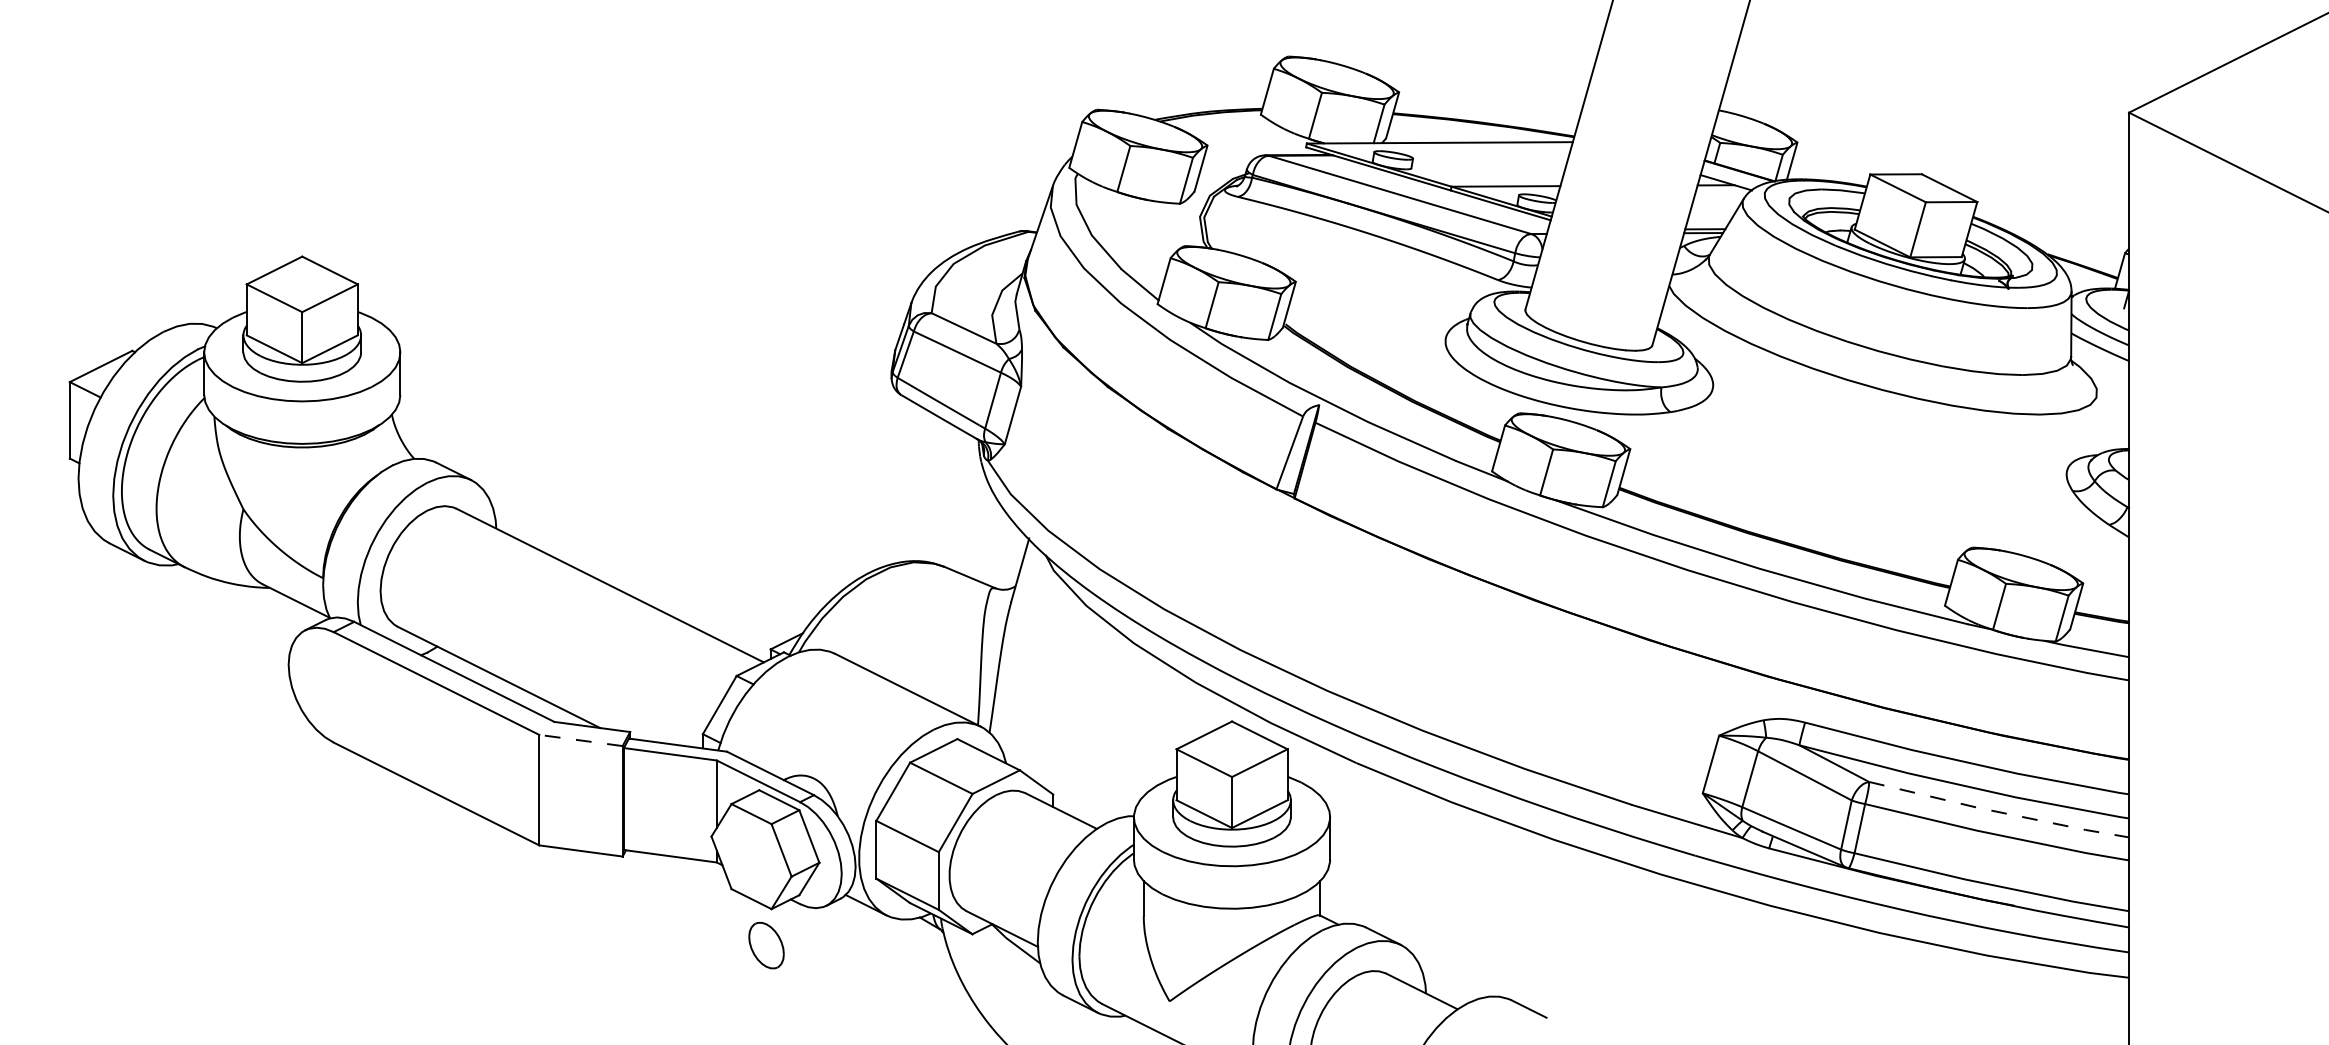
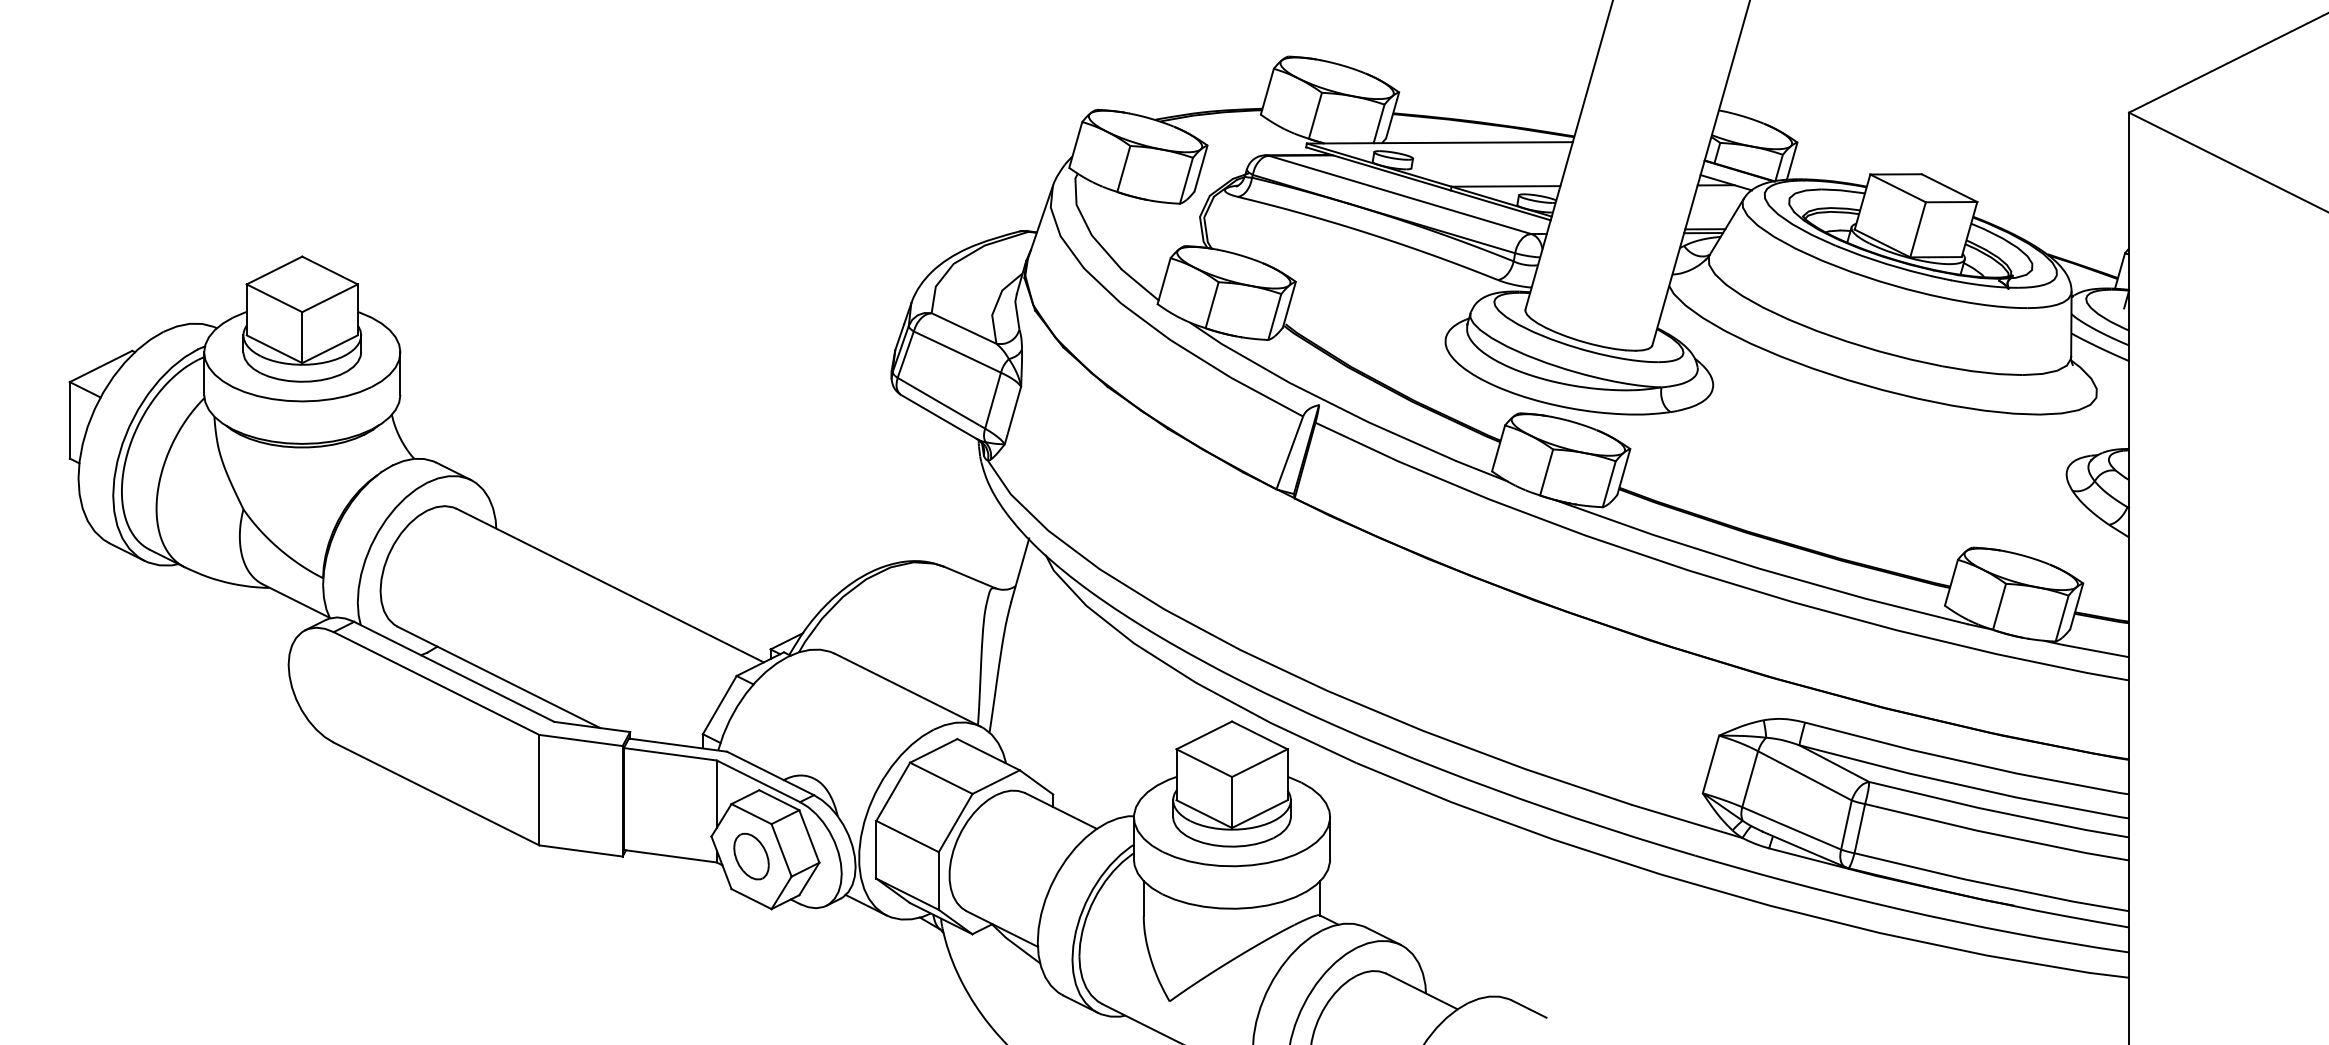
line: dashed -> solid (580, 740)
line: dashed -> solid (1999, 812)
part position: (766, 945) -> (751, 856) (751, 856)
